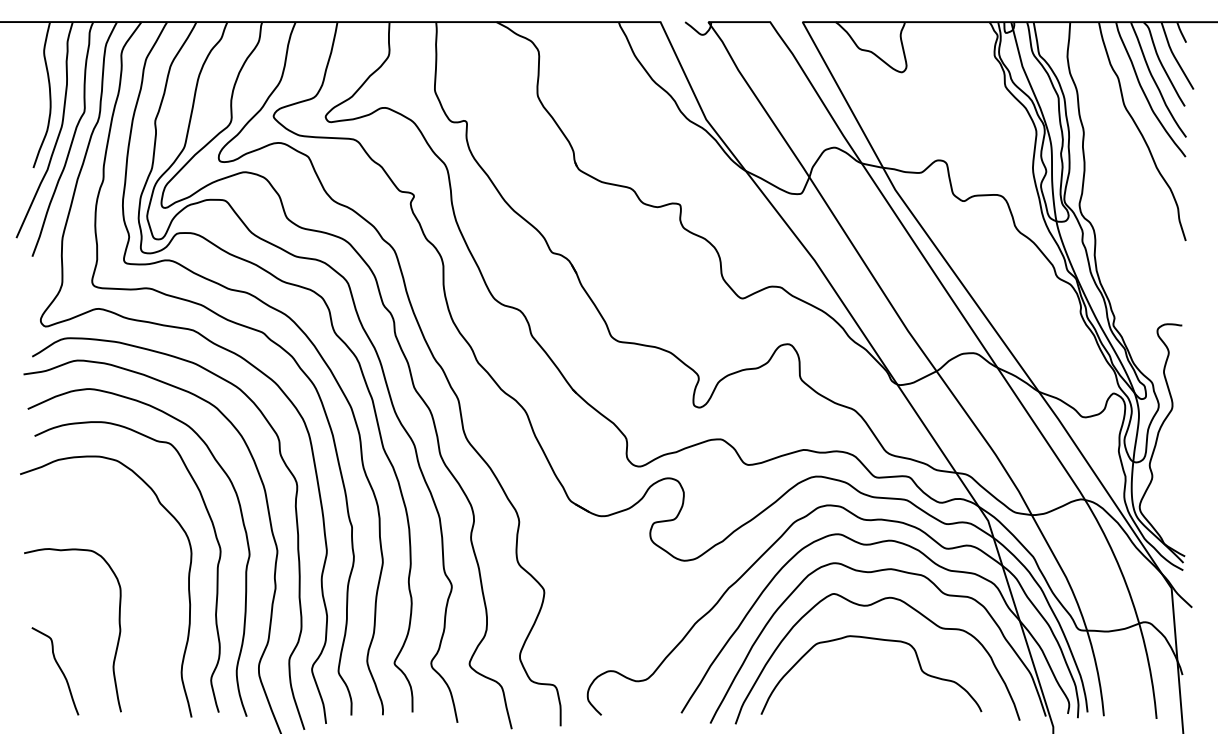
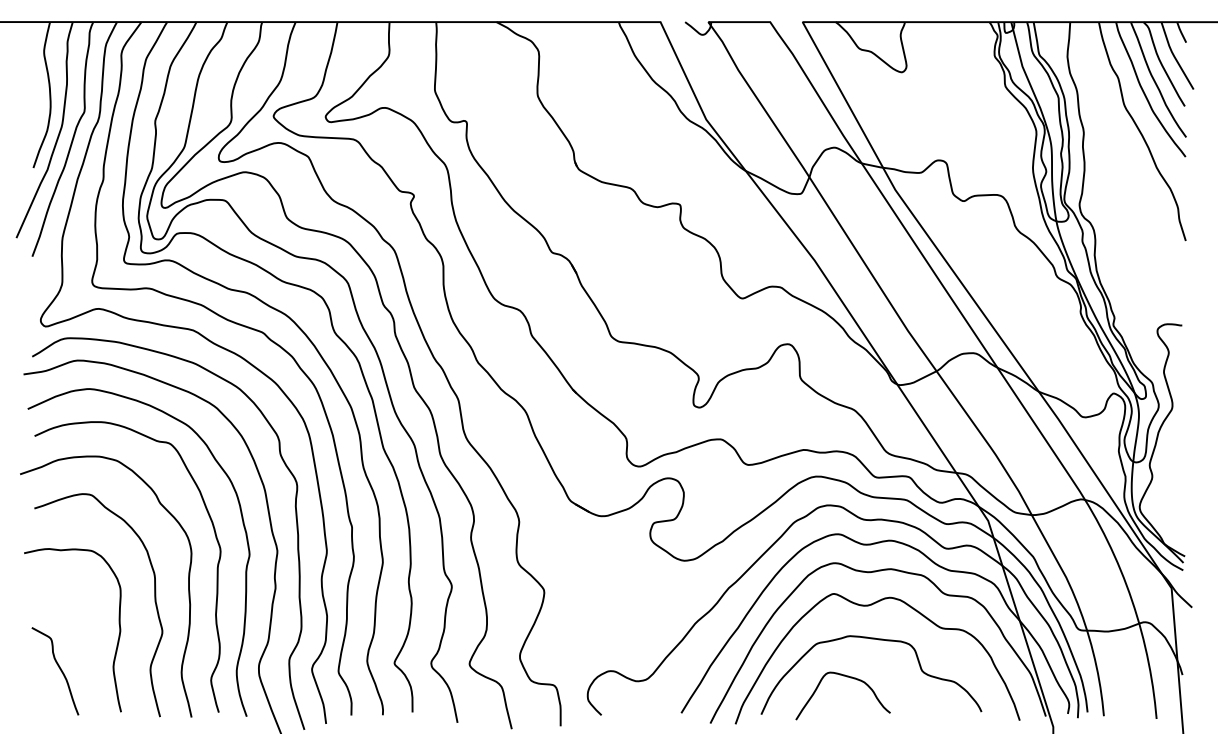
curve: none -> present (154, 602)
curve: none -> present (846, 677)
